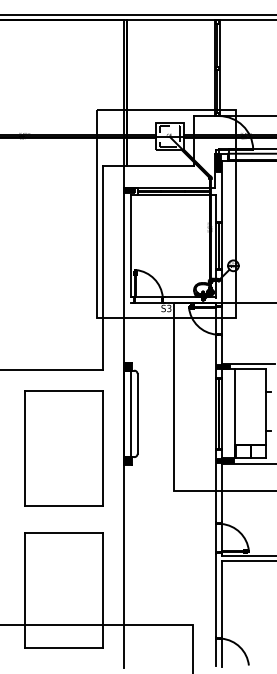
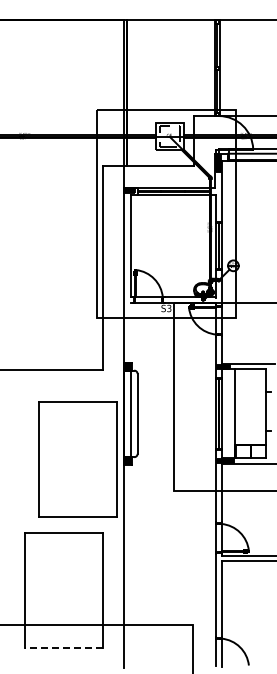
line: present -> none (137, 15)
part position: (63, 448) -> (77, 459) (77, 459)
line: solid -> dashed (63, 647)
